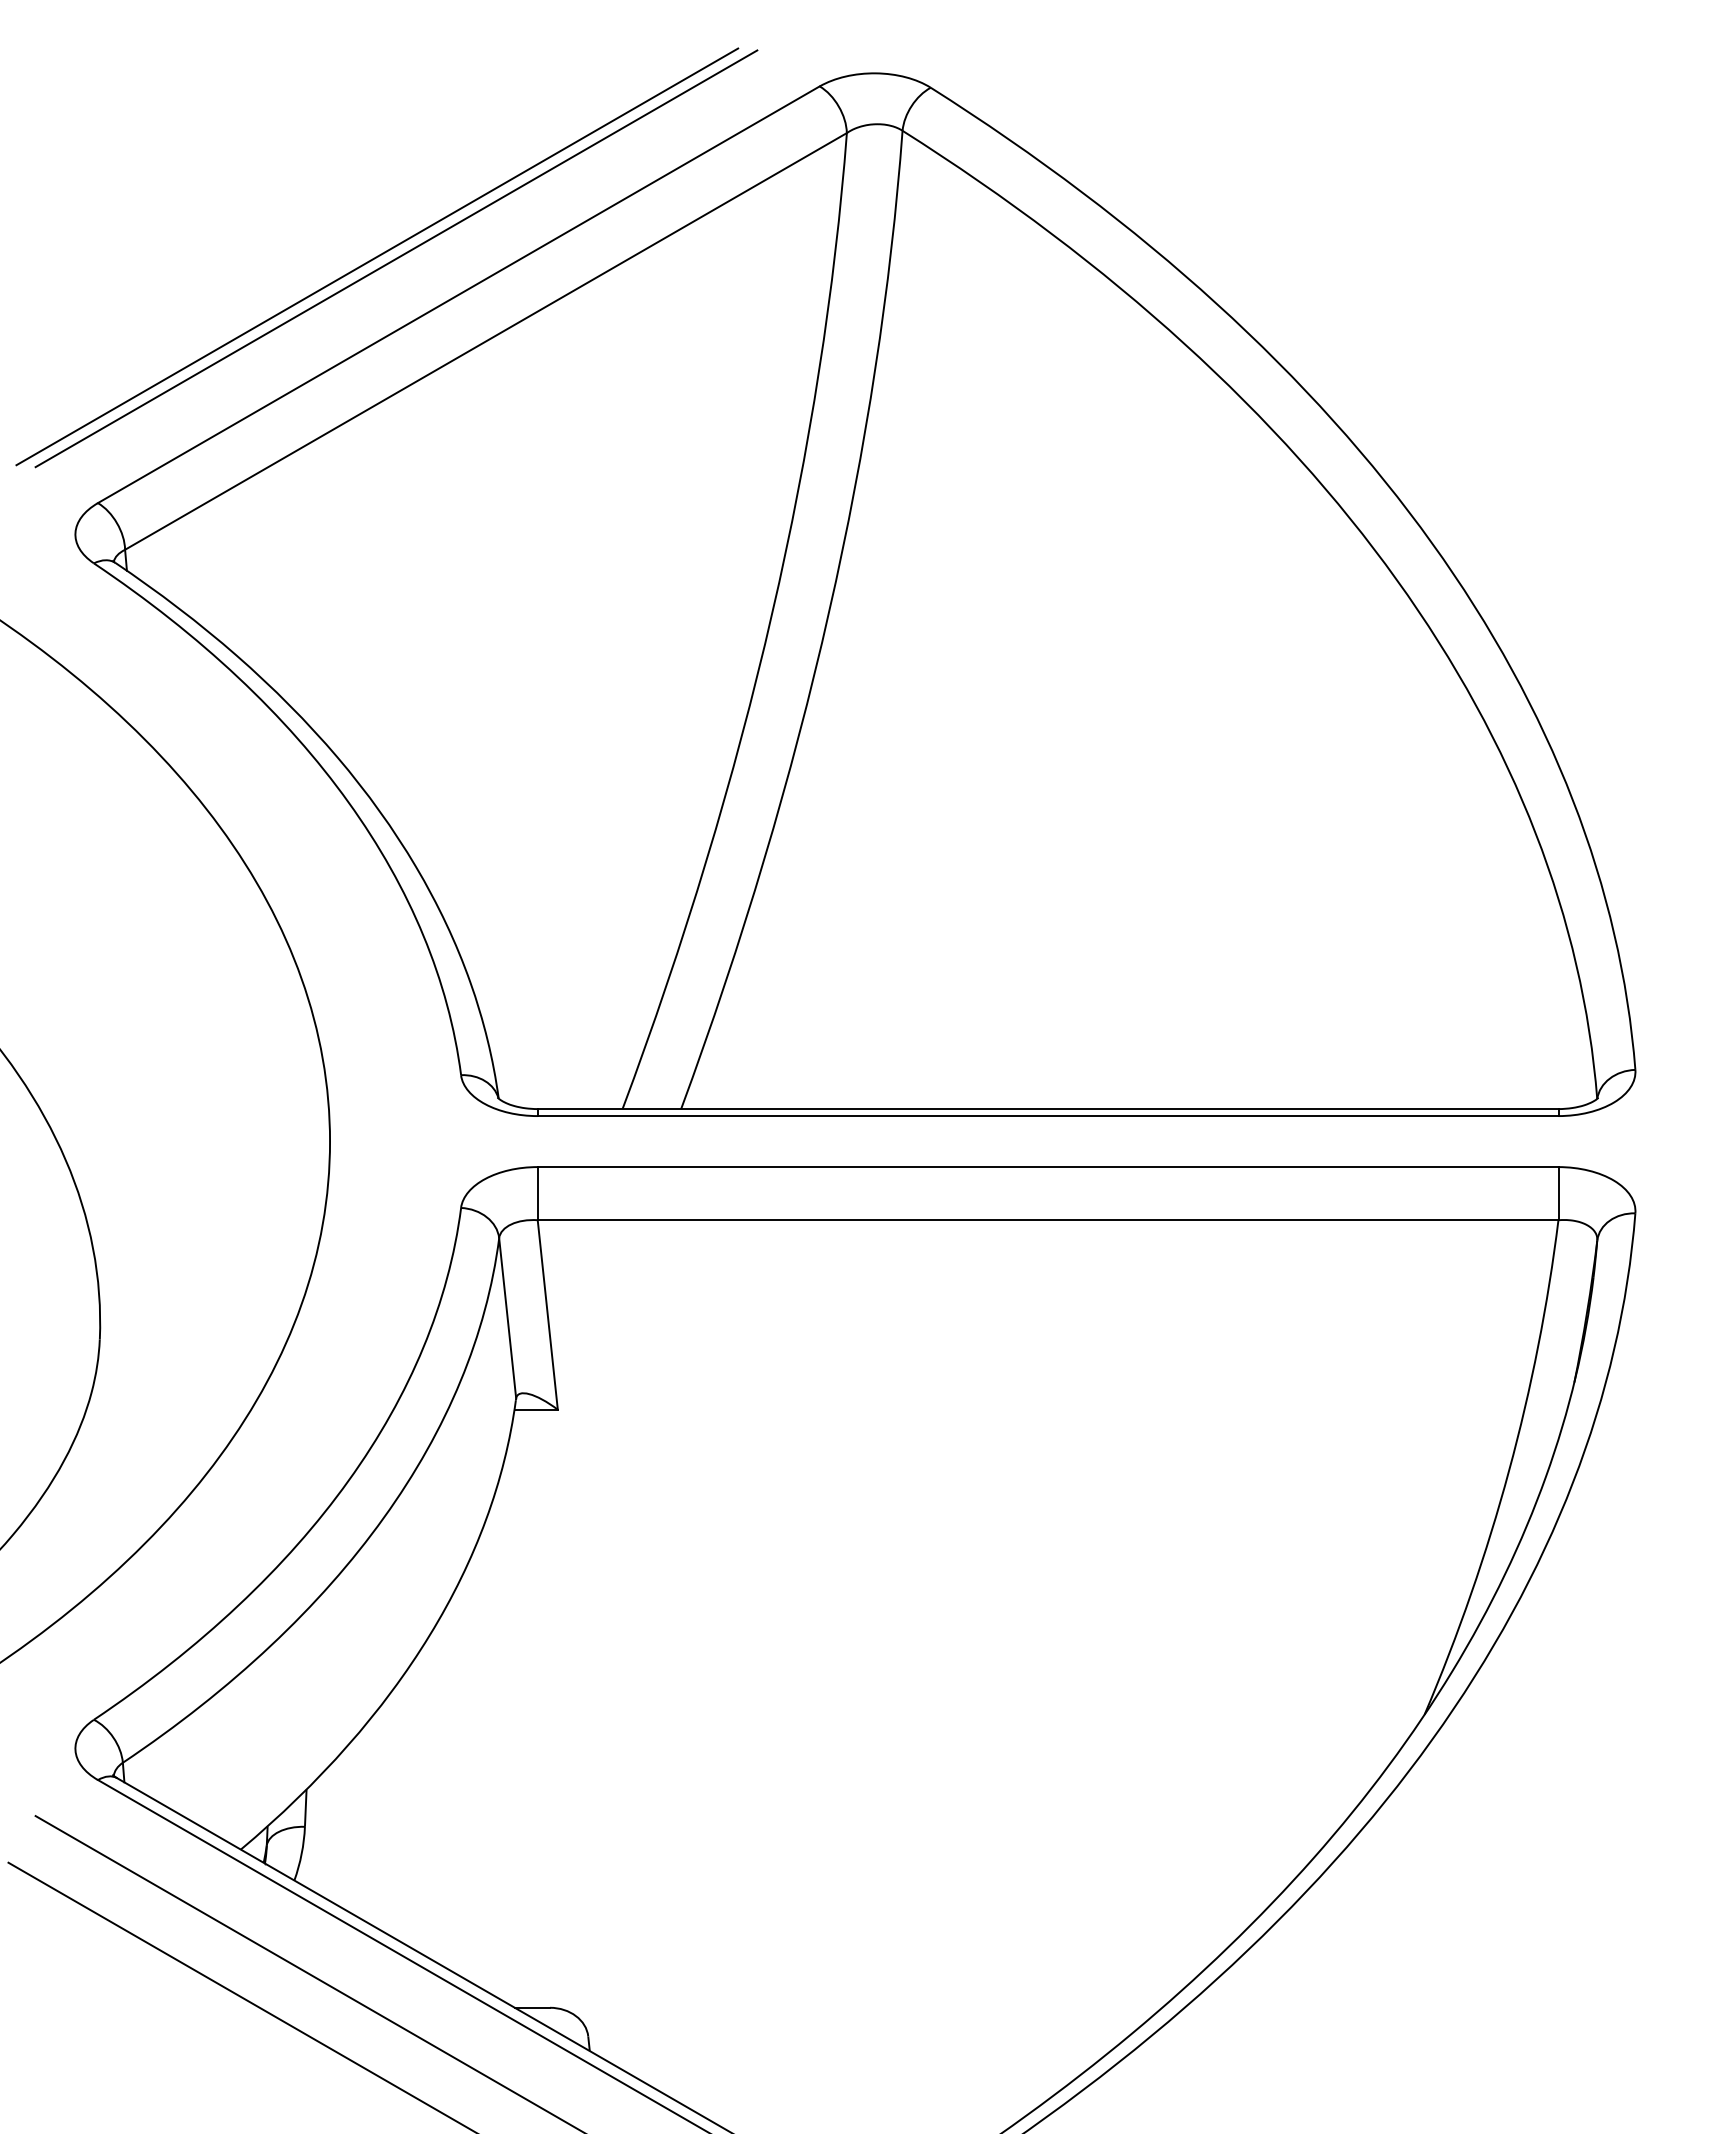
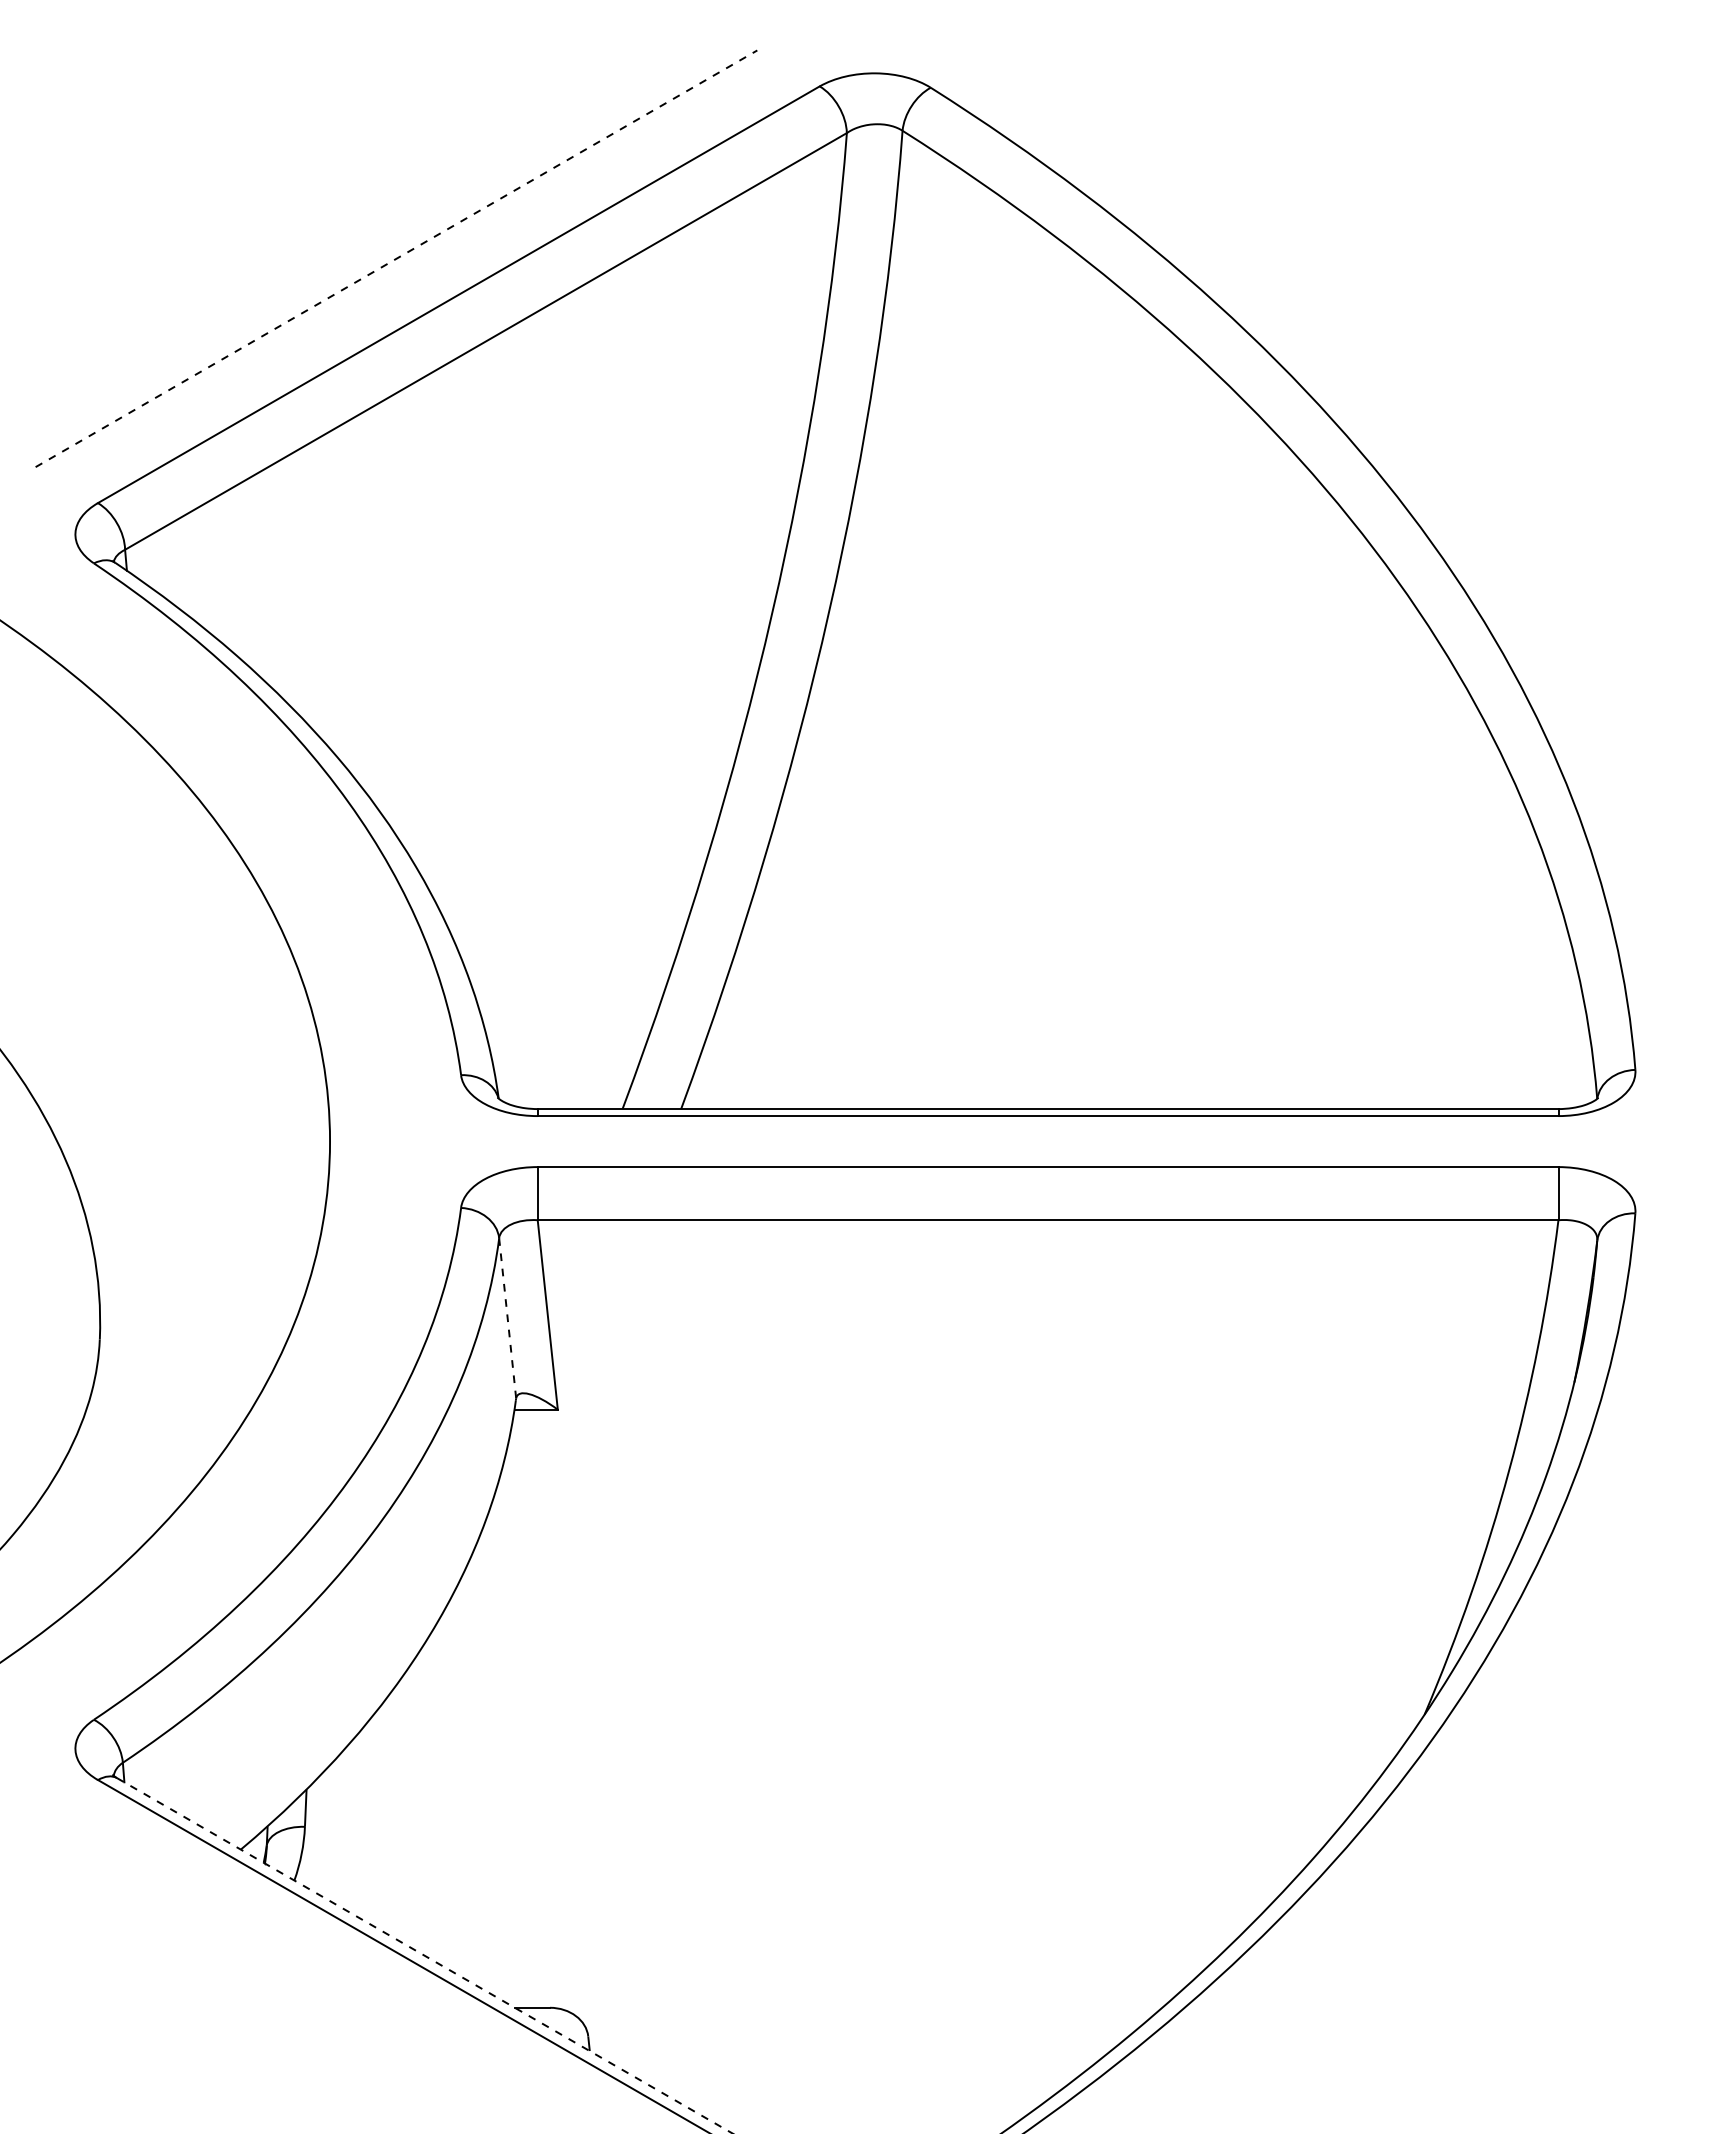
line: present -> none (377, 256)
line: solid -> dashed (396, 258)
line: solid -> dashed (507, 1318)
line: solid -> dashed (425, 1956)
line: present -> none (307, 1973)
line: present -> none (240, 1996)
